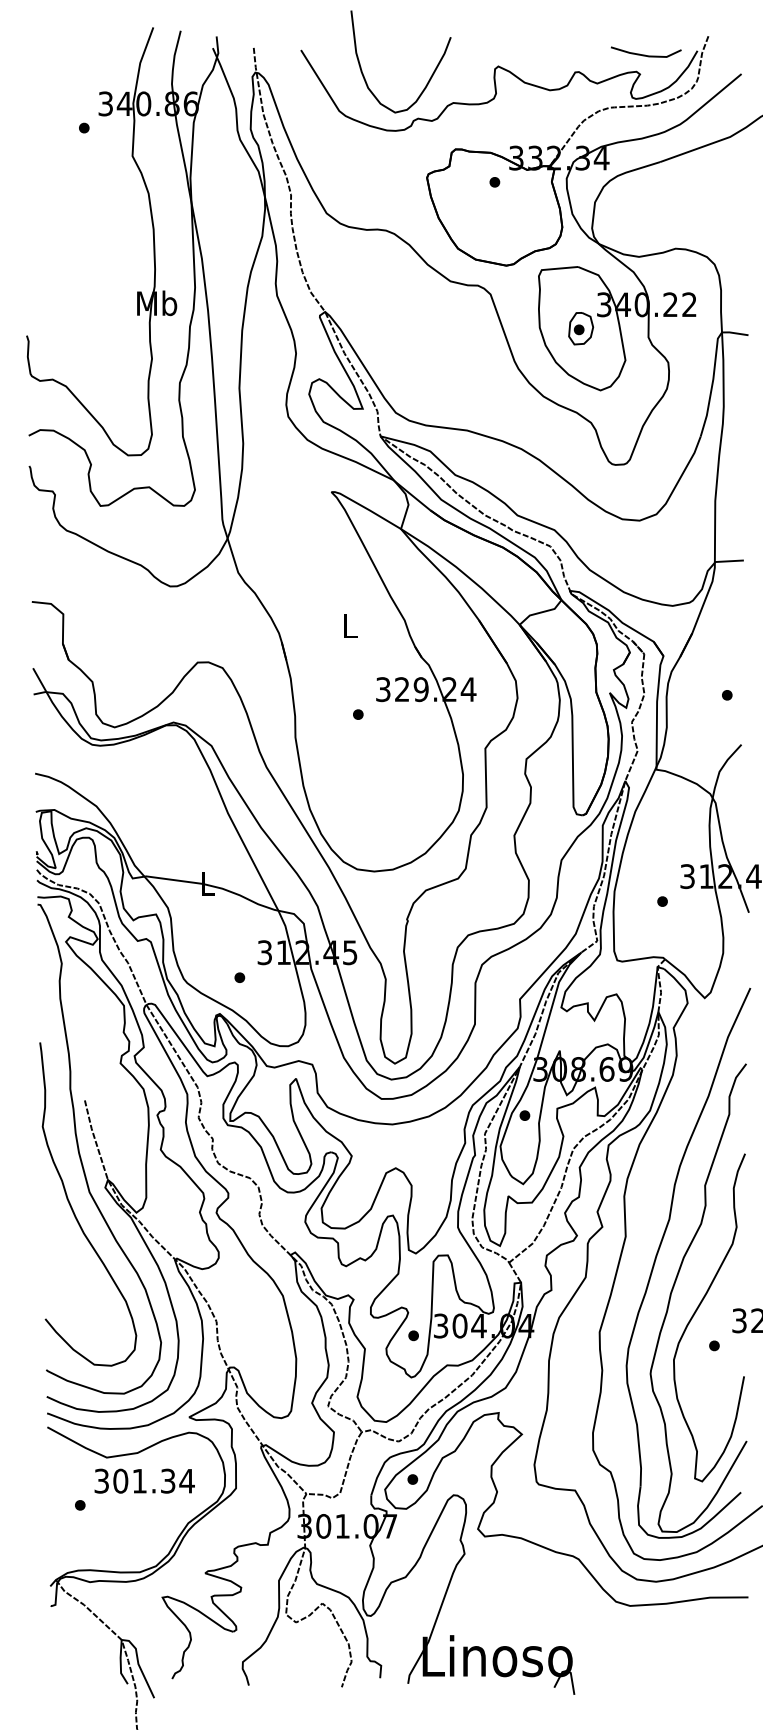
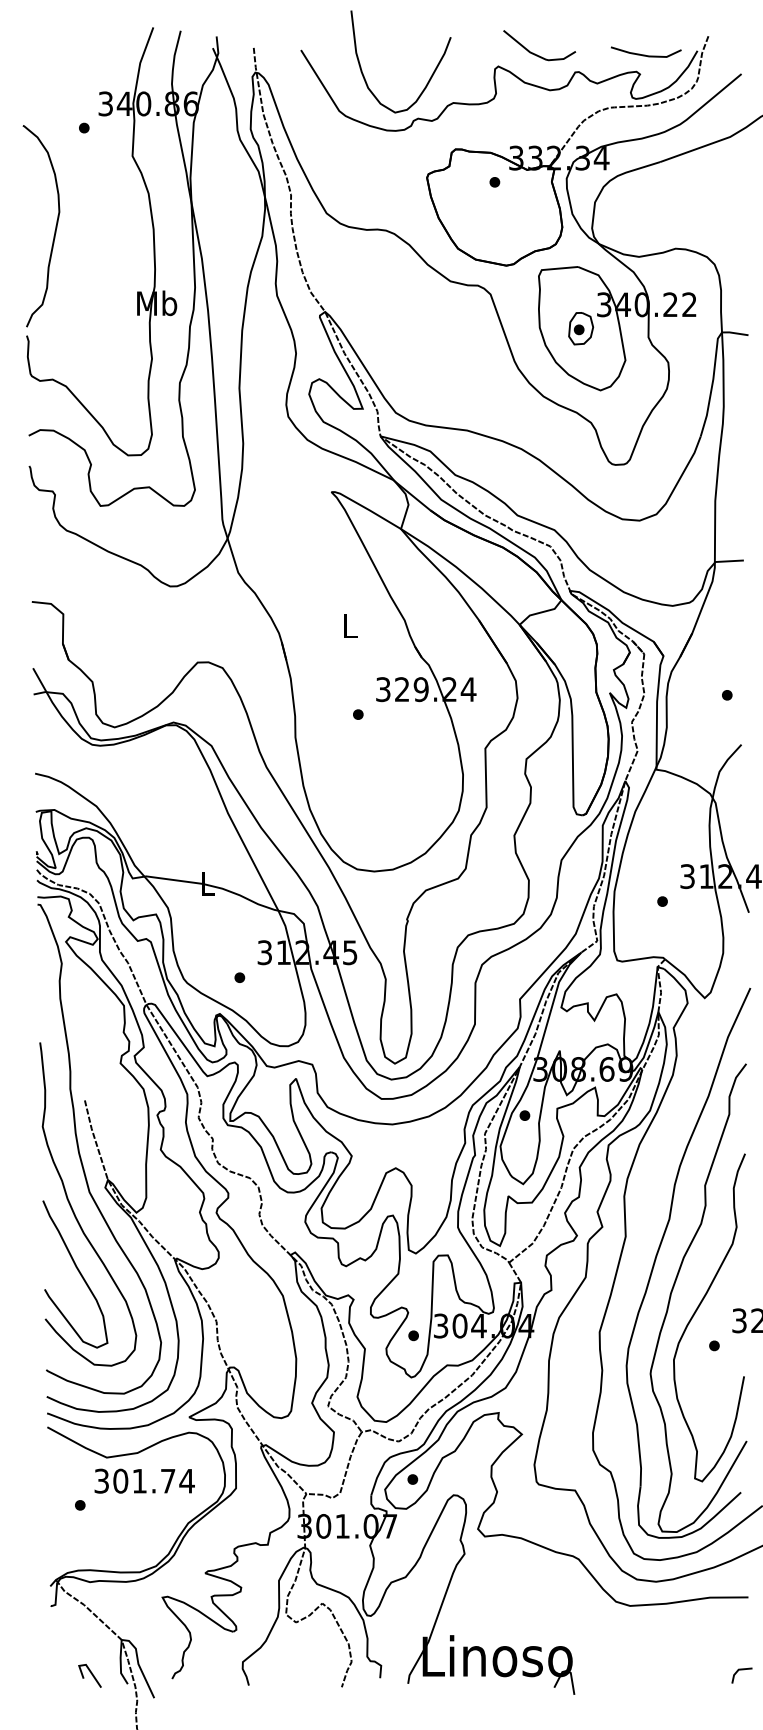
curve: none -> present (535, 53)
curve: none -> present (54, 230)
curve: none -> present (78, 1272)
text: 301.34 -> 301.74 (168, 1480)
line: none -> present (741, 1670)
line: none -> present (90, 1673)
